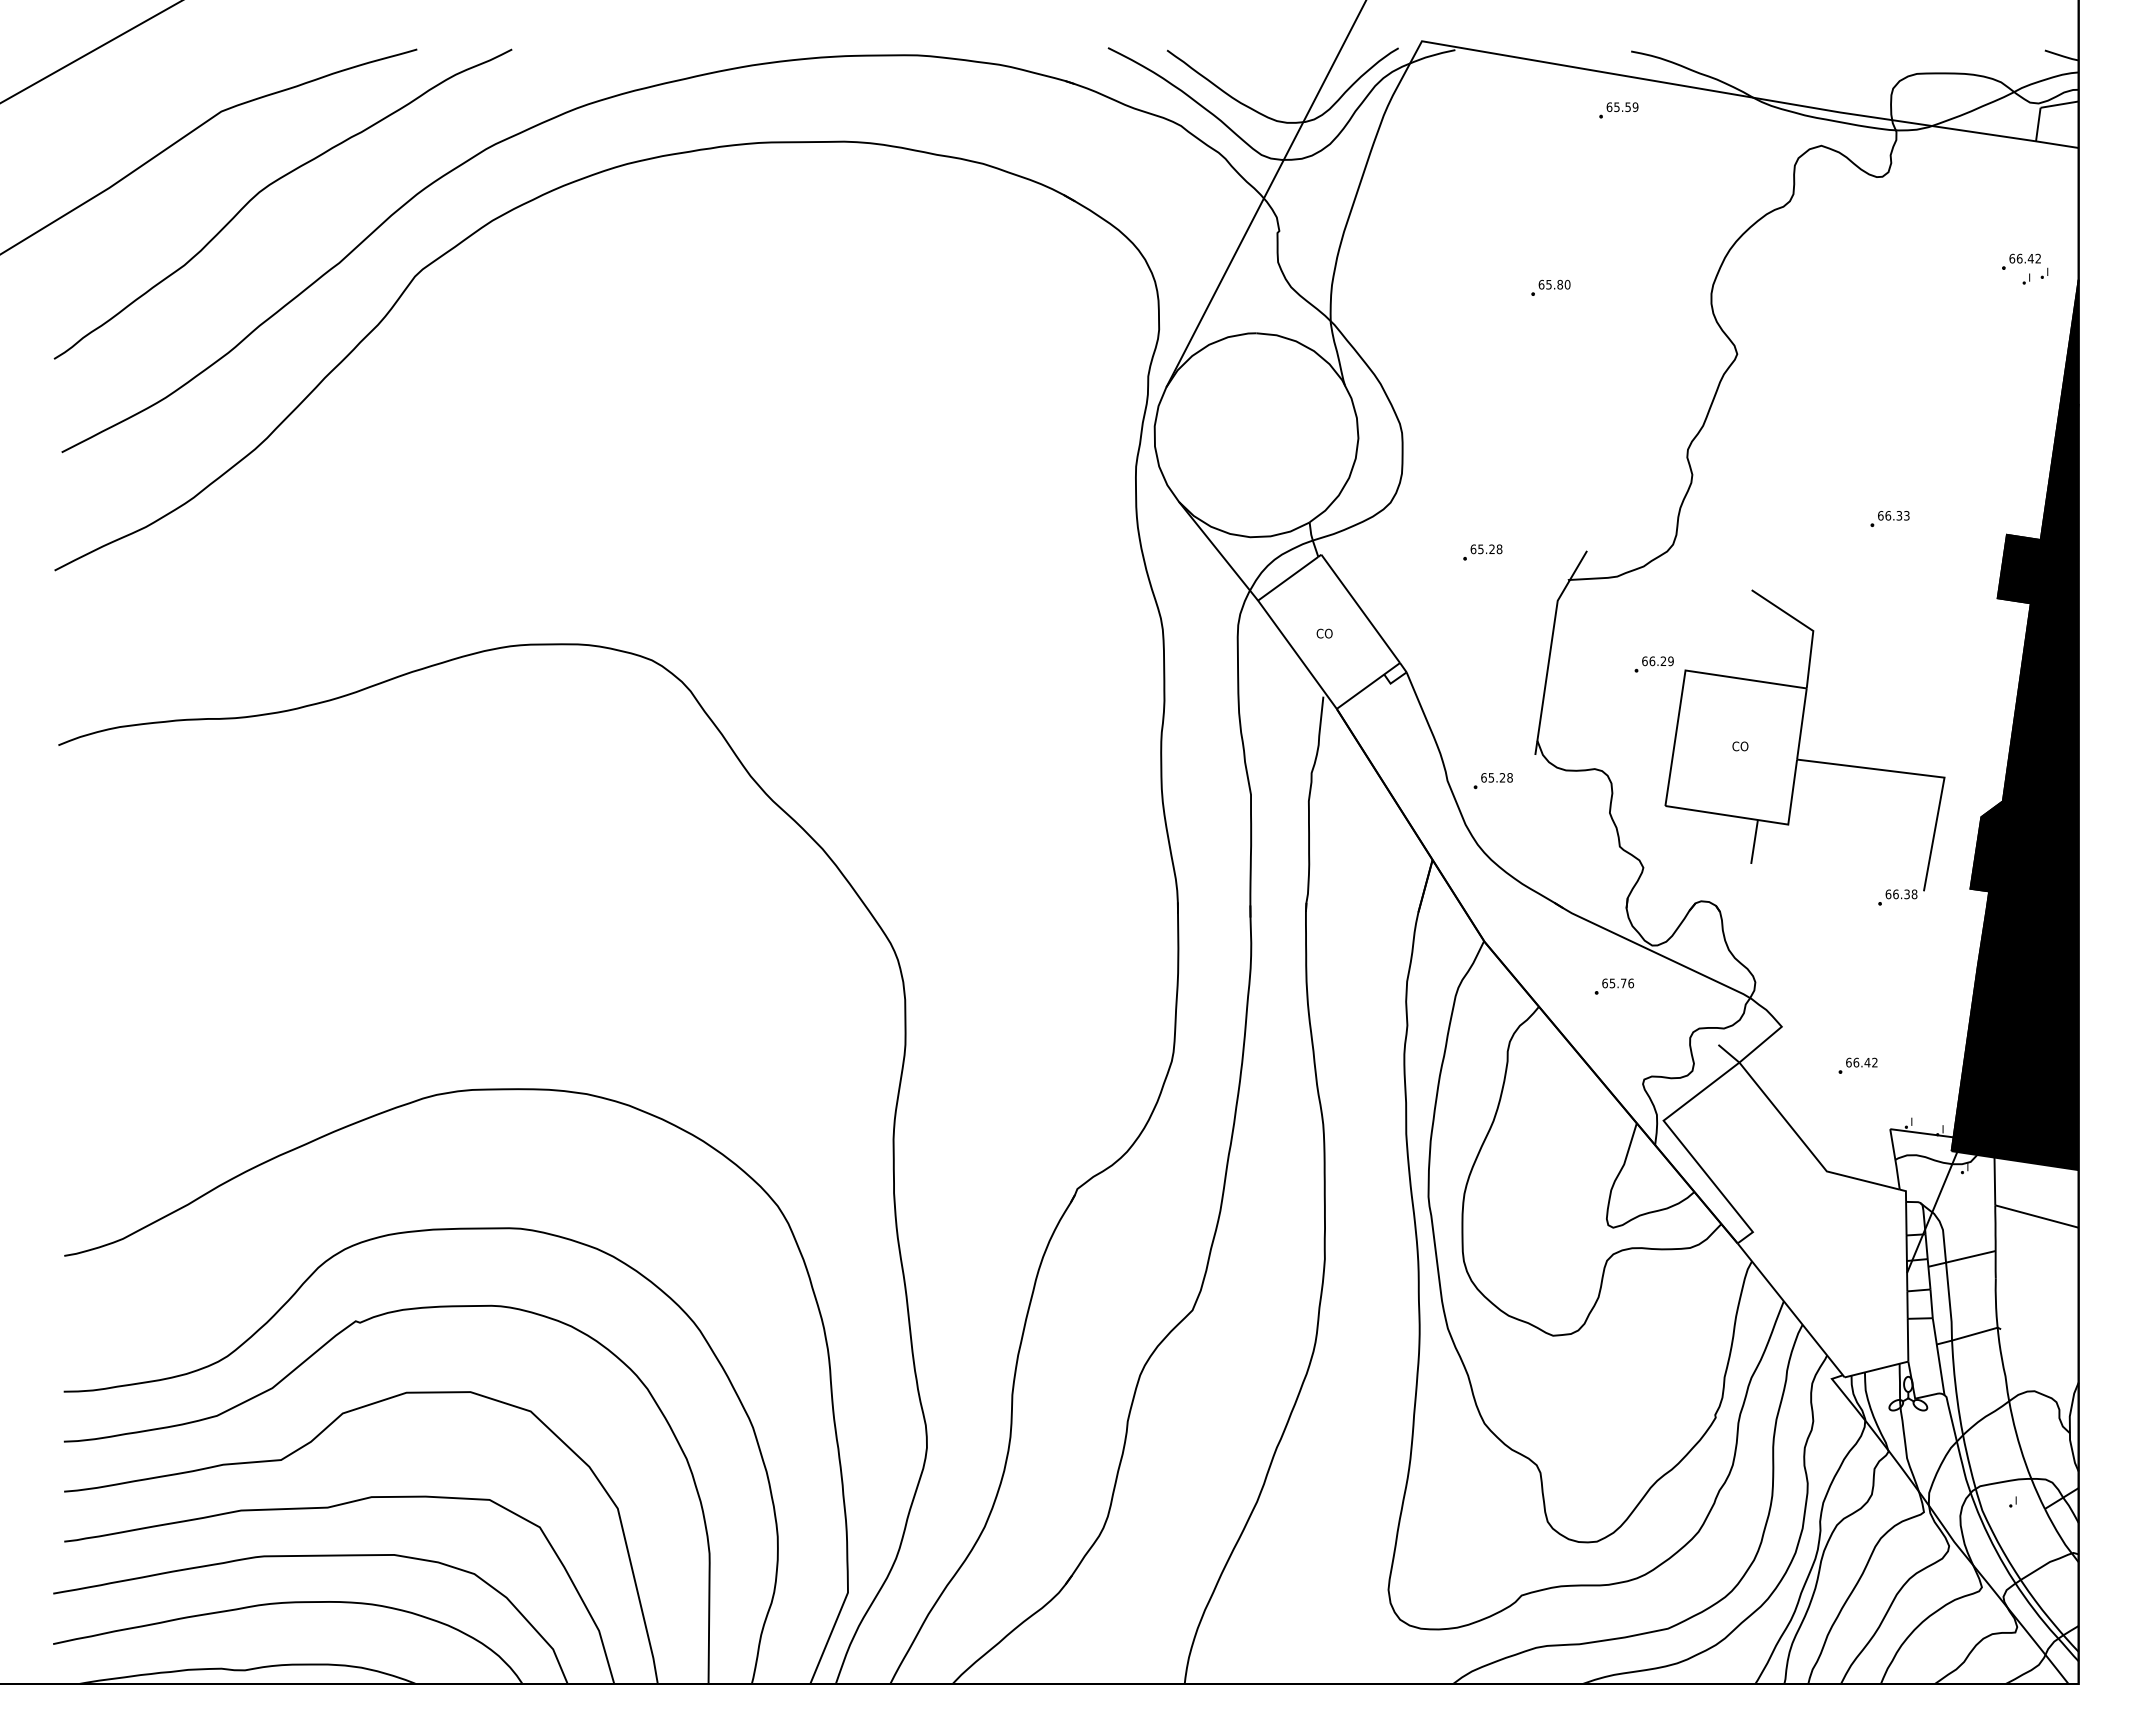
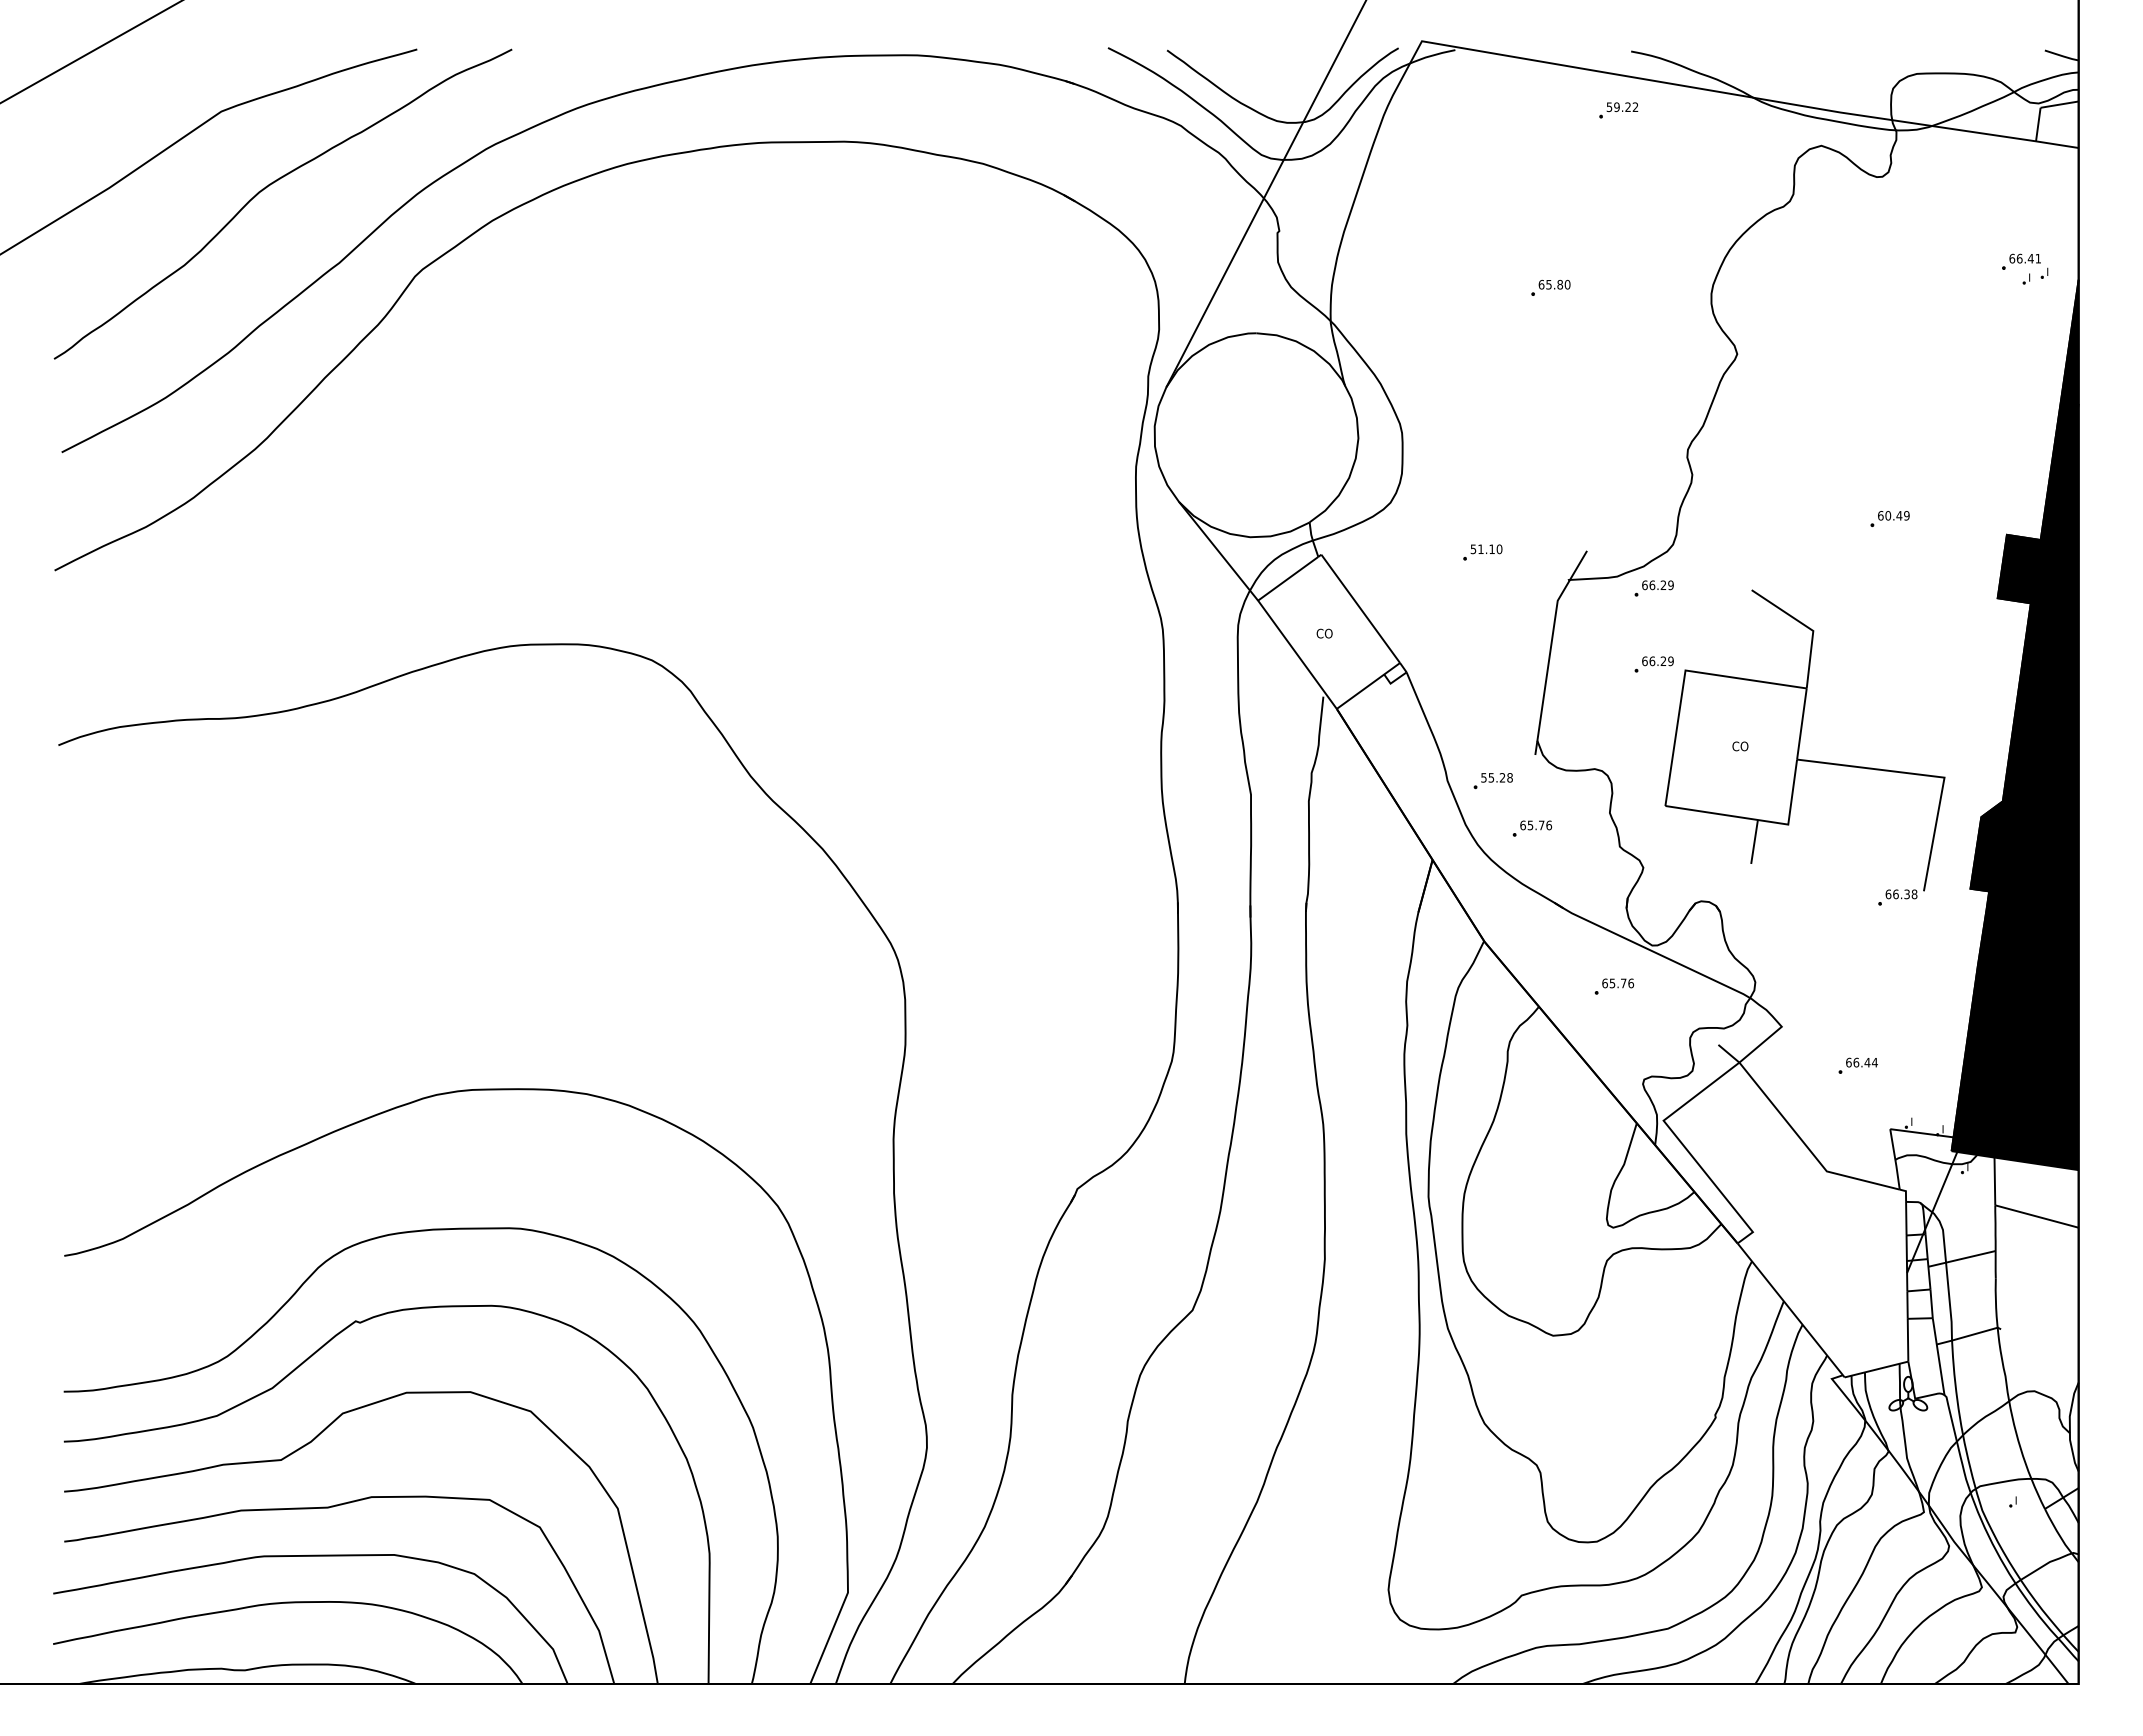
text: 65.59 -> 59.22 (1622, 107)
text: 66.42 -> 66.41 (2037, 258)
text: 66.33 -> 60.49 (1897, 515)
text: 65.28 -> 51.10 (1486, 549)
part: none -> present (1653, 588)
text: 65.28 -> 55.28 (1483, 777)
part: none -> present (1532, 828)
text: 66.42 -> 66.44 (1874, 1062)
